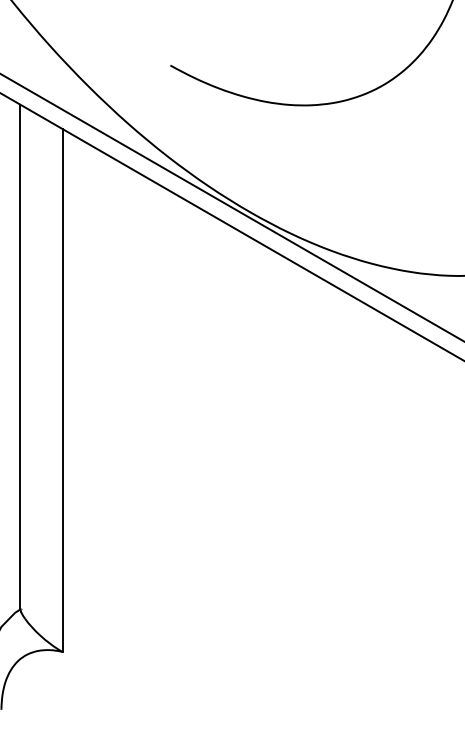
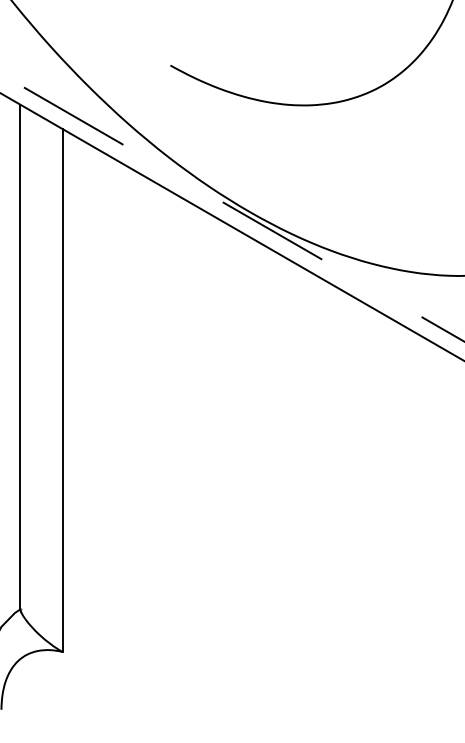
line: solid -> dashed (232, 207)
